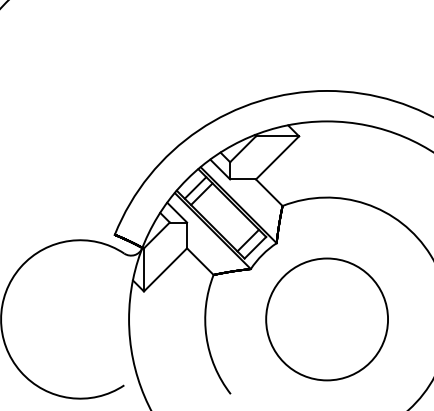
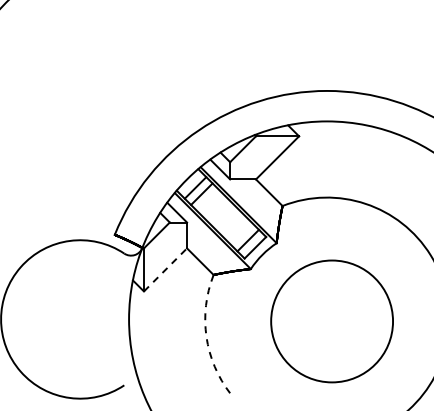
line: solid -> dashed (165, 269)
circle position: (326, 319) -> (331, 321) (331, 321)
arc: solid -> dashed (206, 336)
